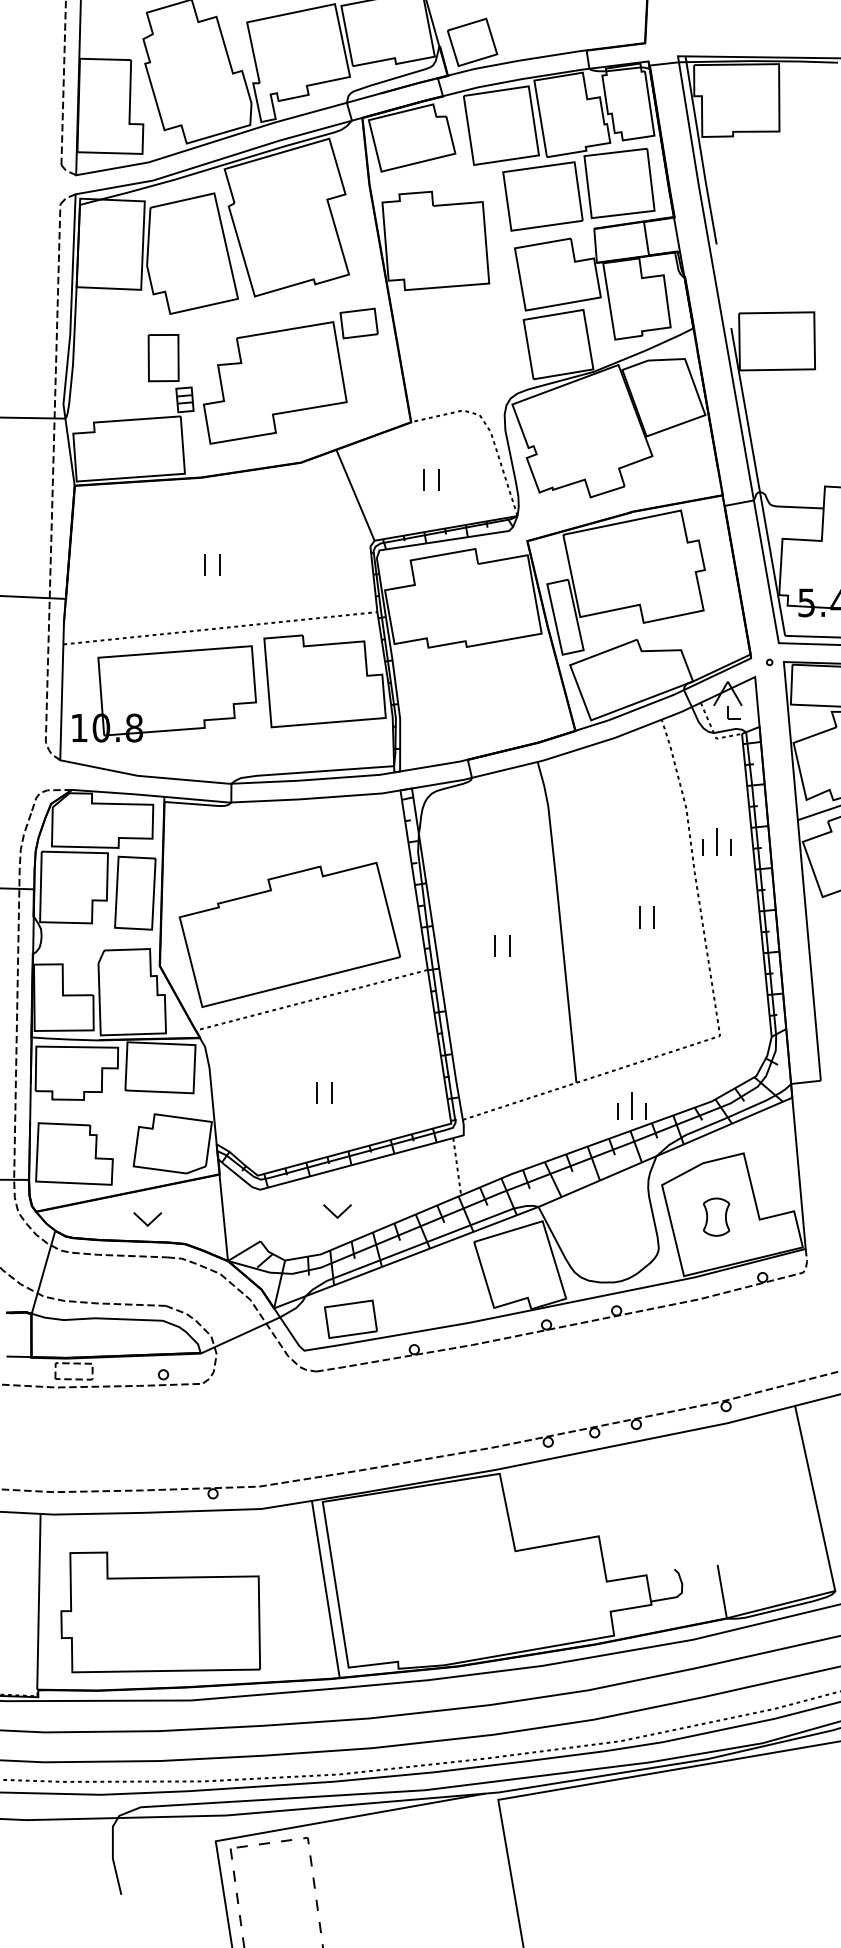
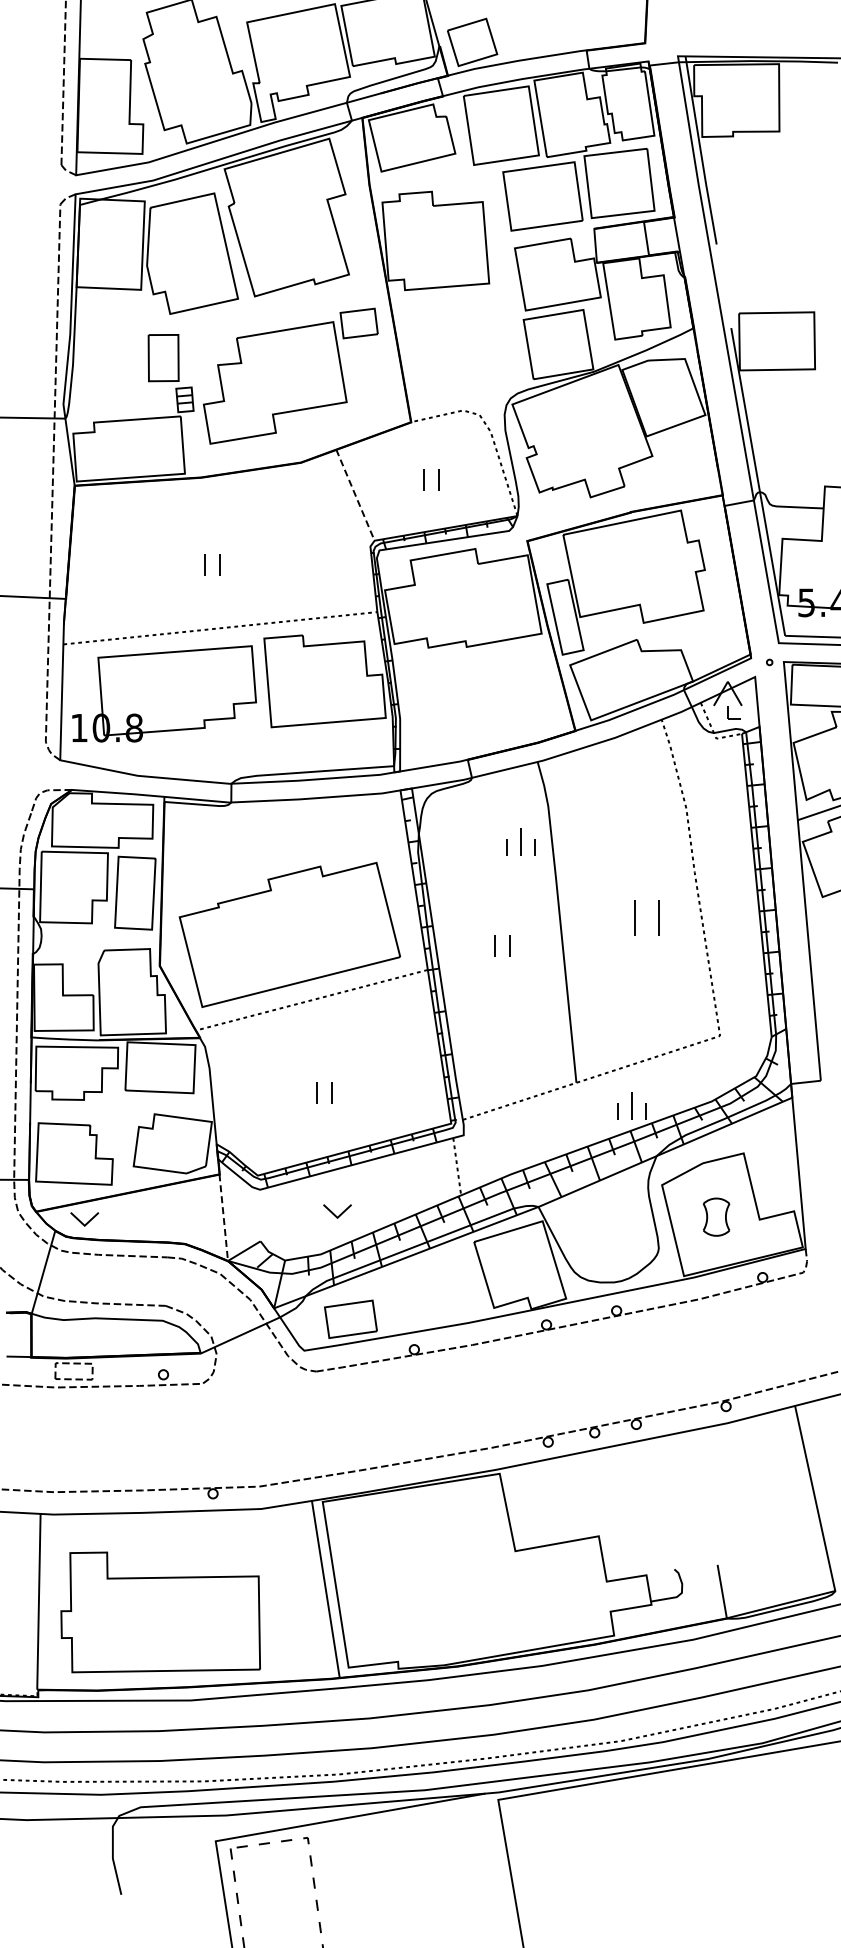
line: solid -> dashed (355, 495)
part position: (716, 841) -> (520, 841) (520, 841)
part size: 16x23 px -> 26x36 px (646, 917)
line: solid -> dashed (223, 1217)
part position: (147, 1219) -> (84, 1219) (84, 1219)
